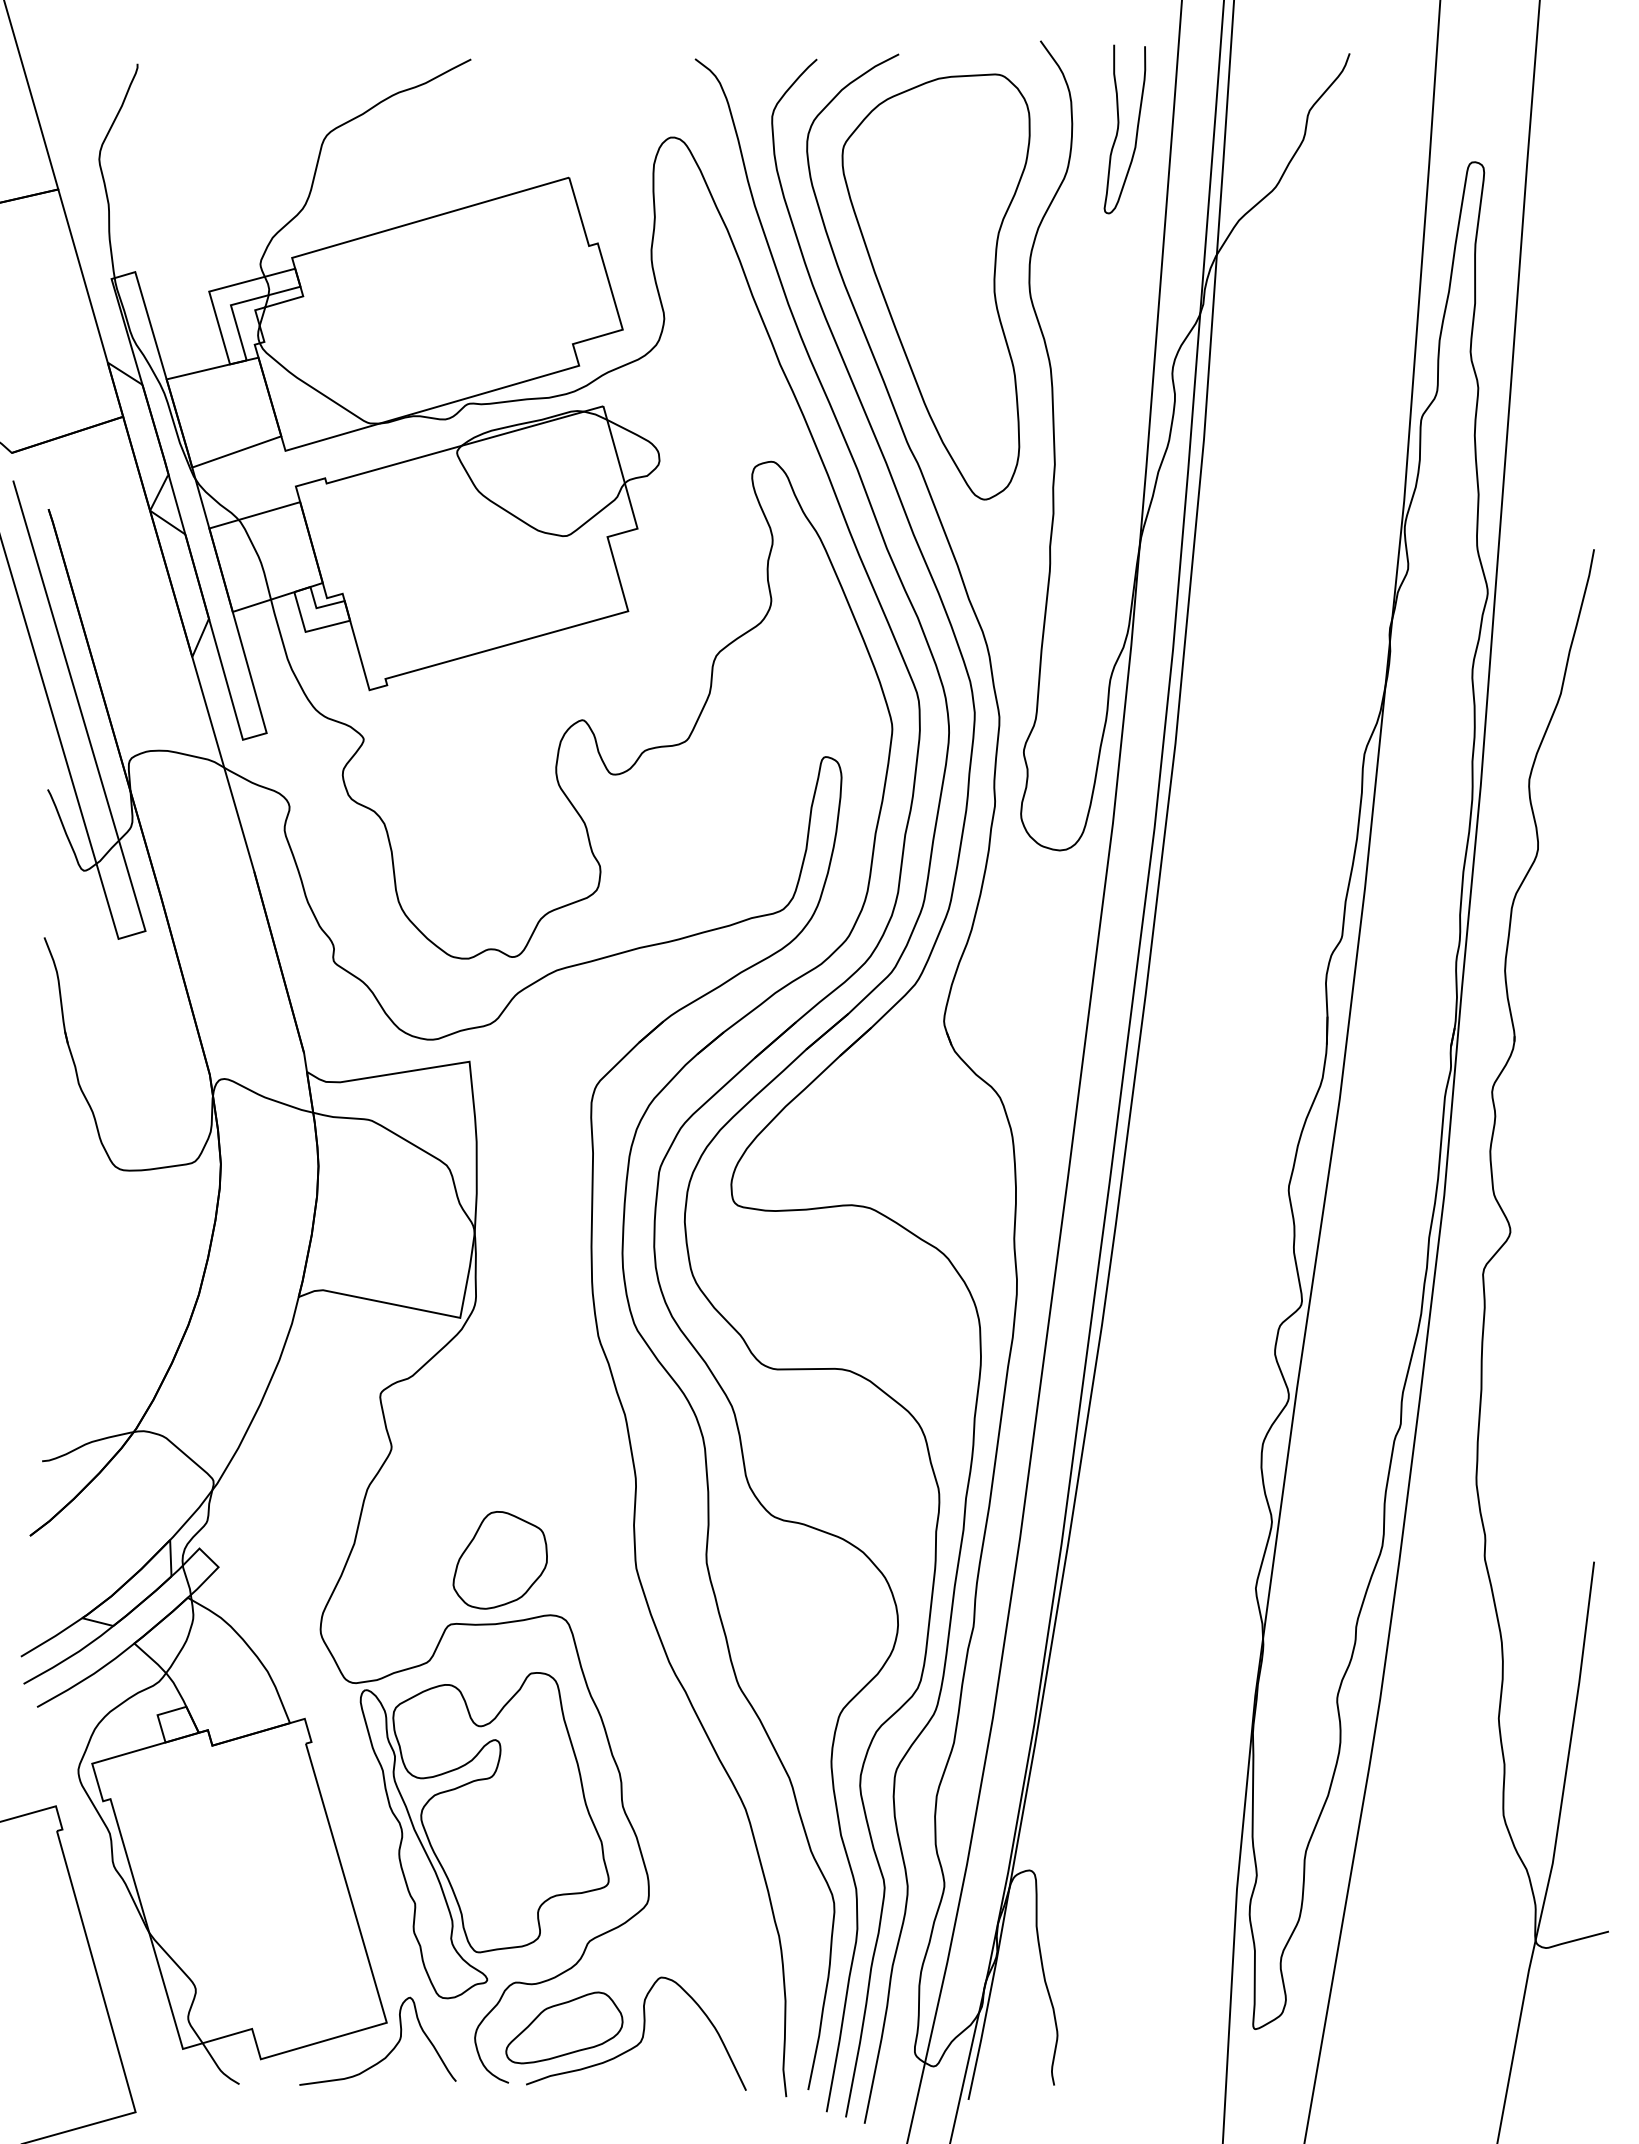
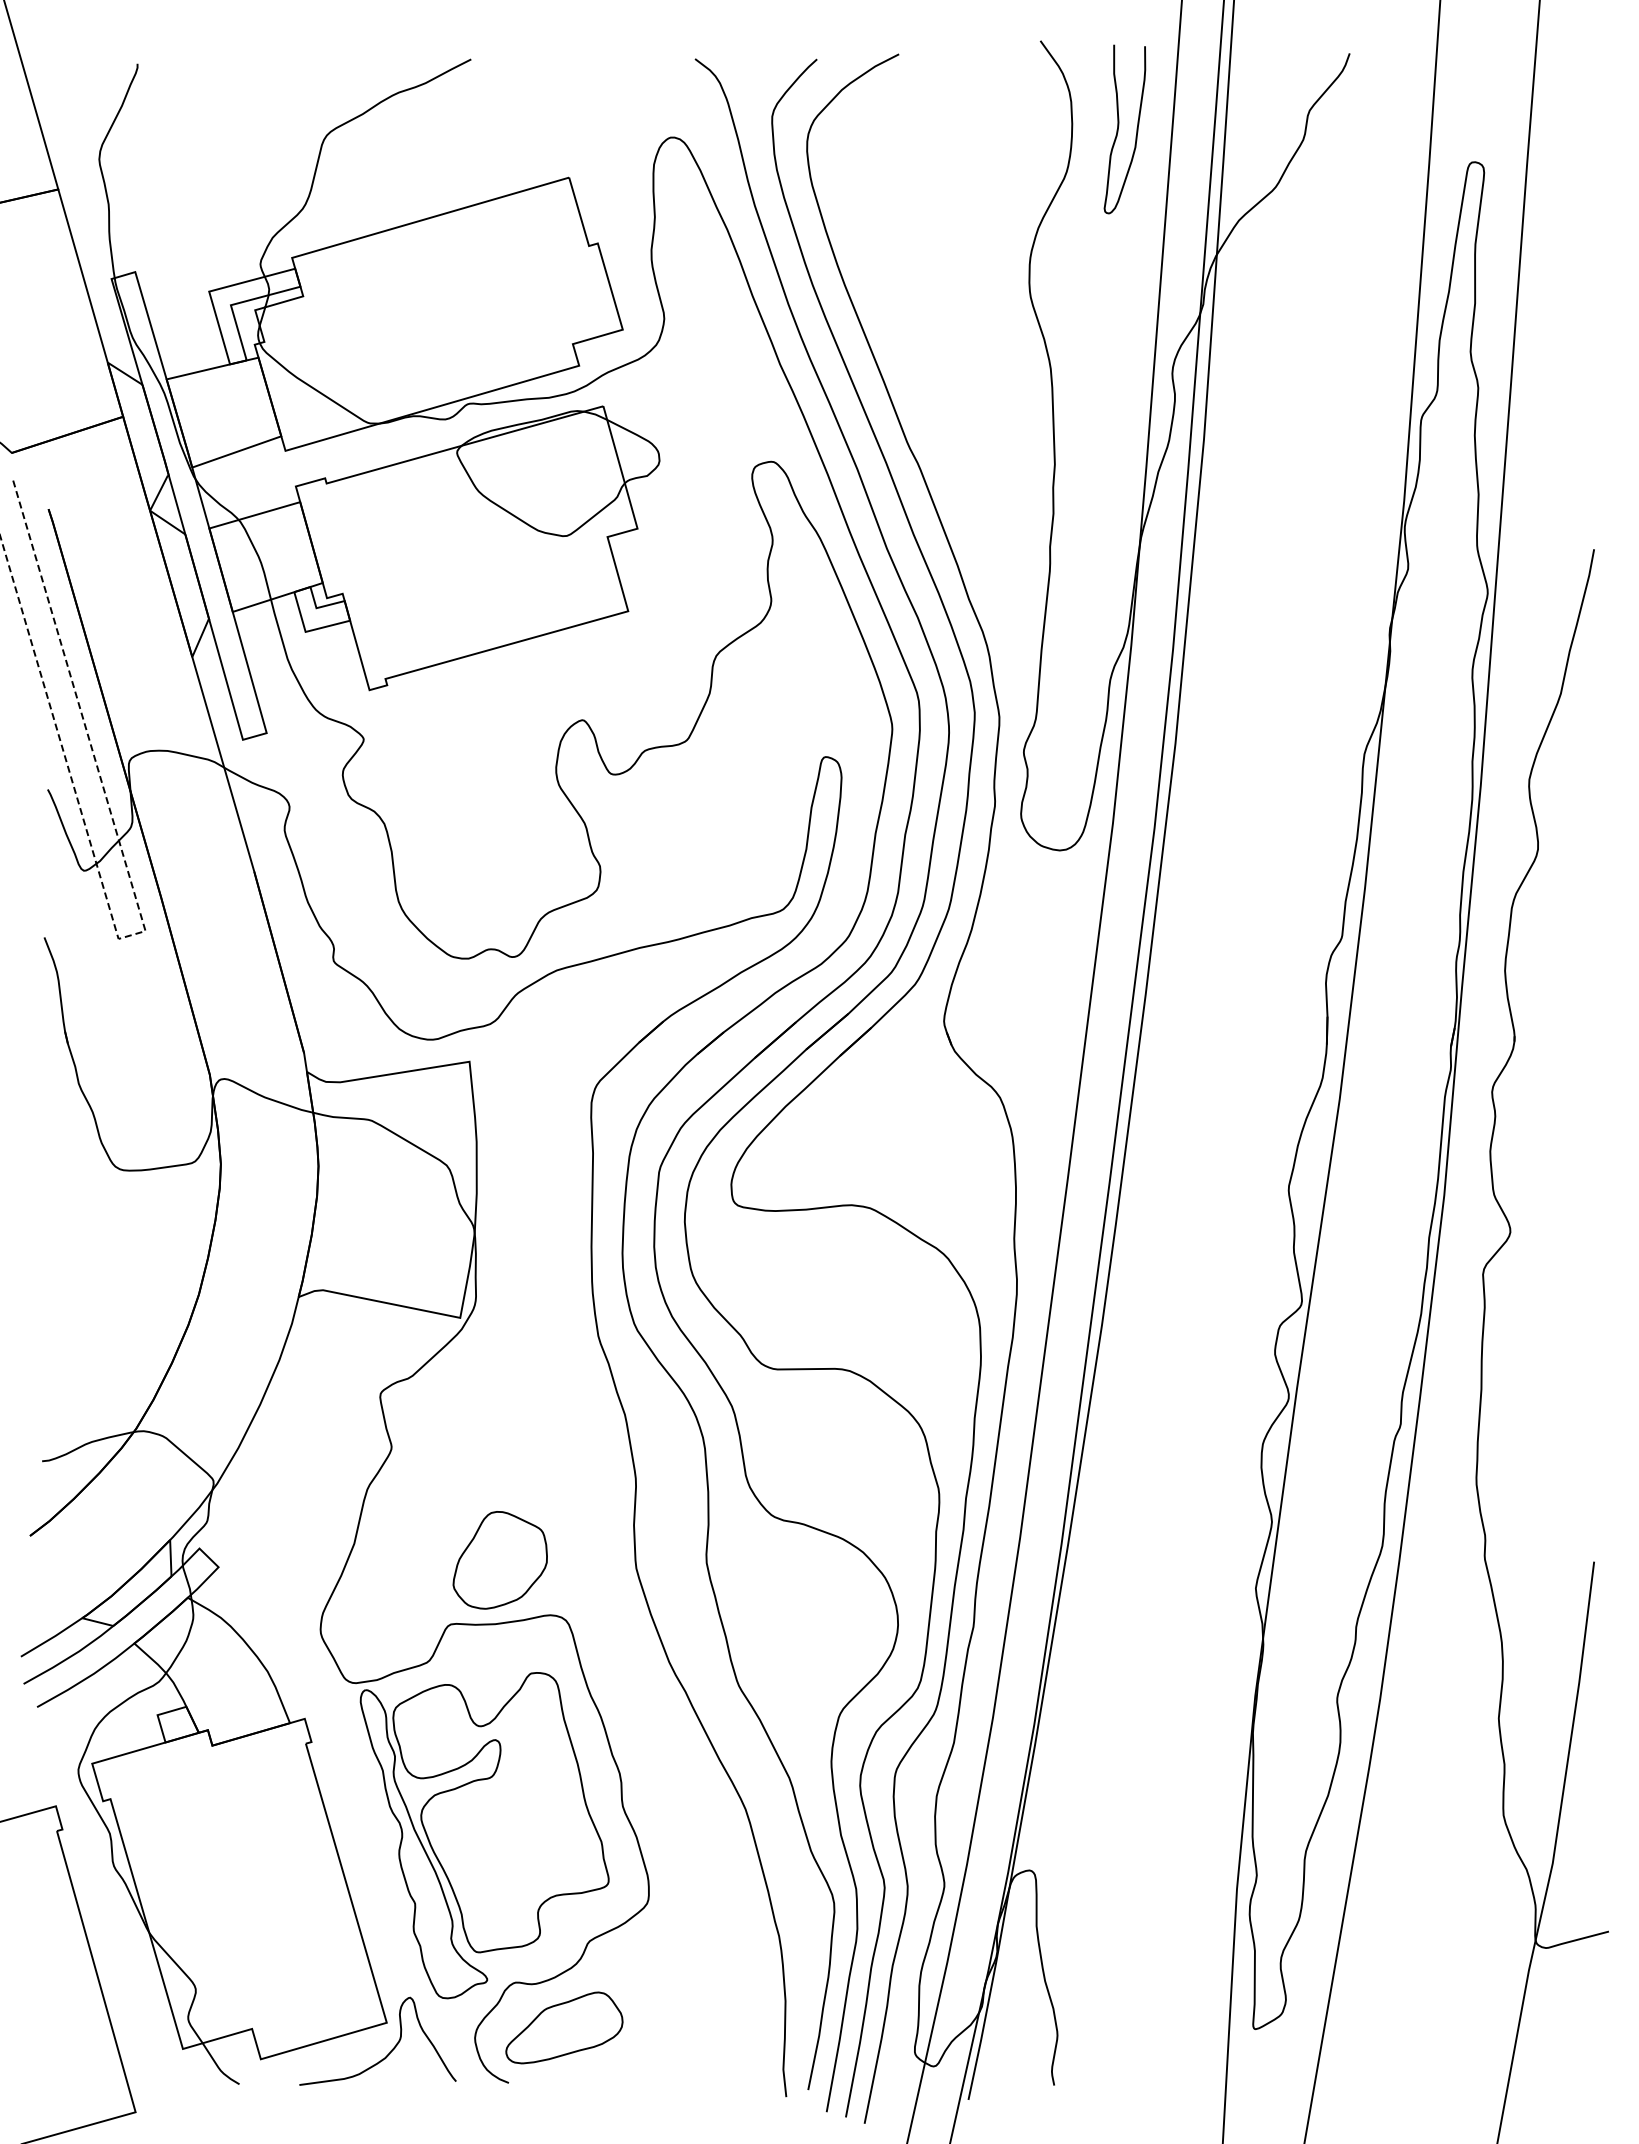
part: present -> none (935, 286)
line: solid -> dashed (143, 922)
curve: present -> none (642, 2033)
